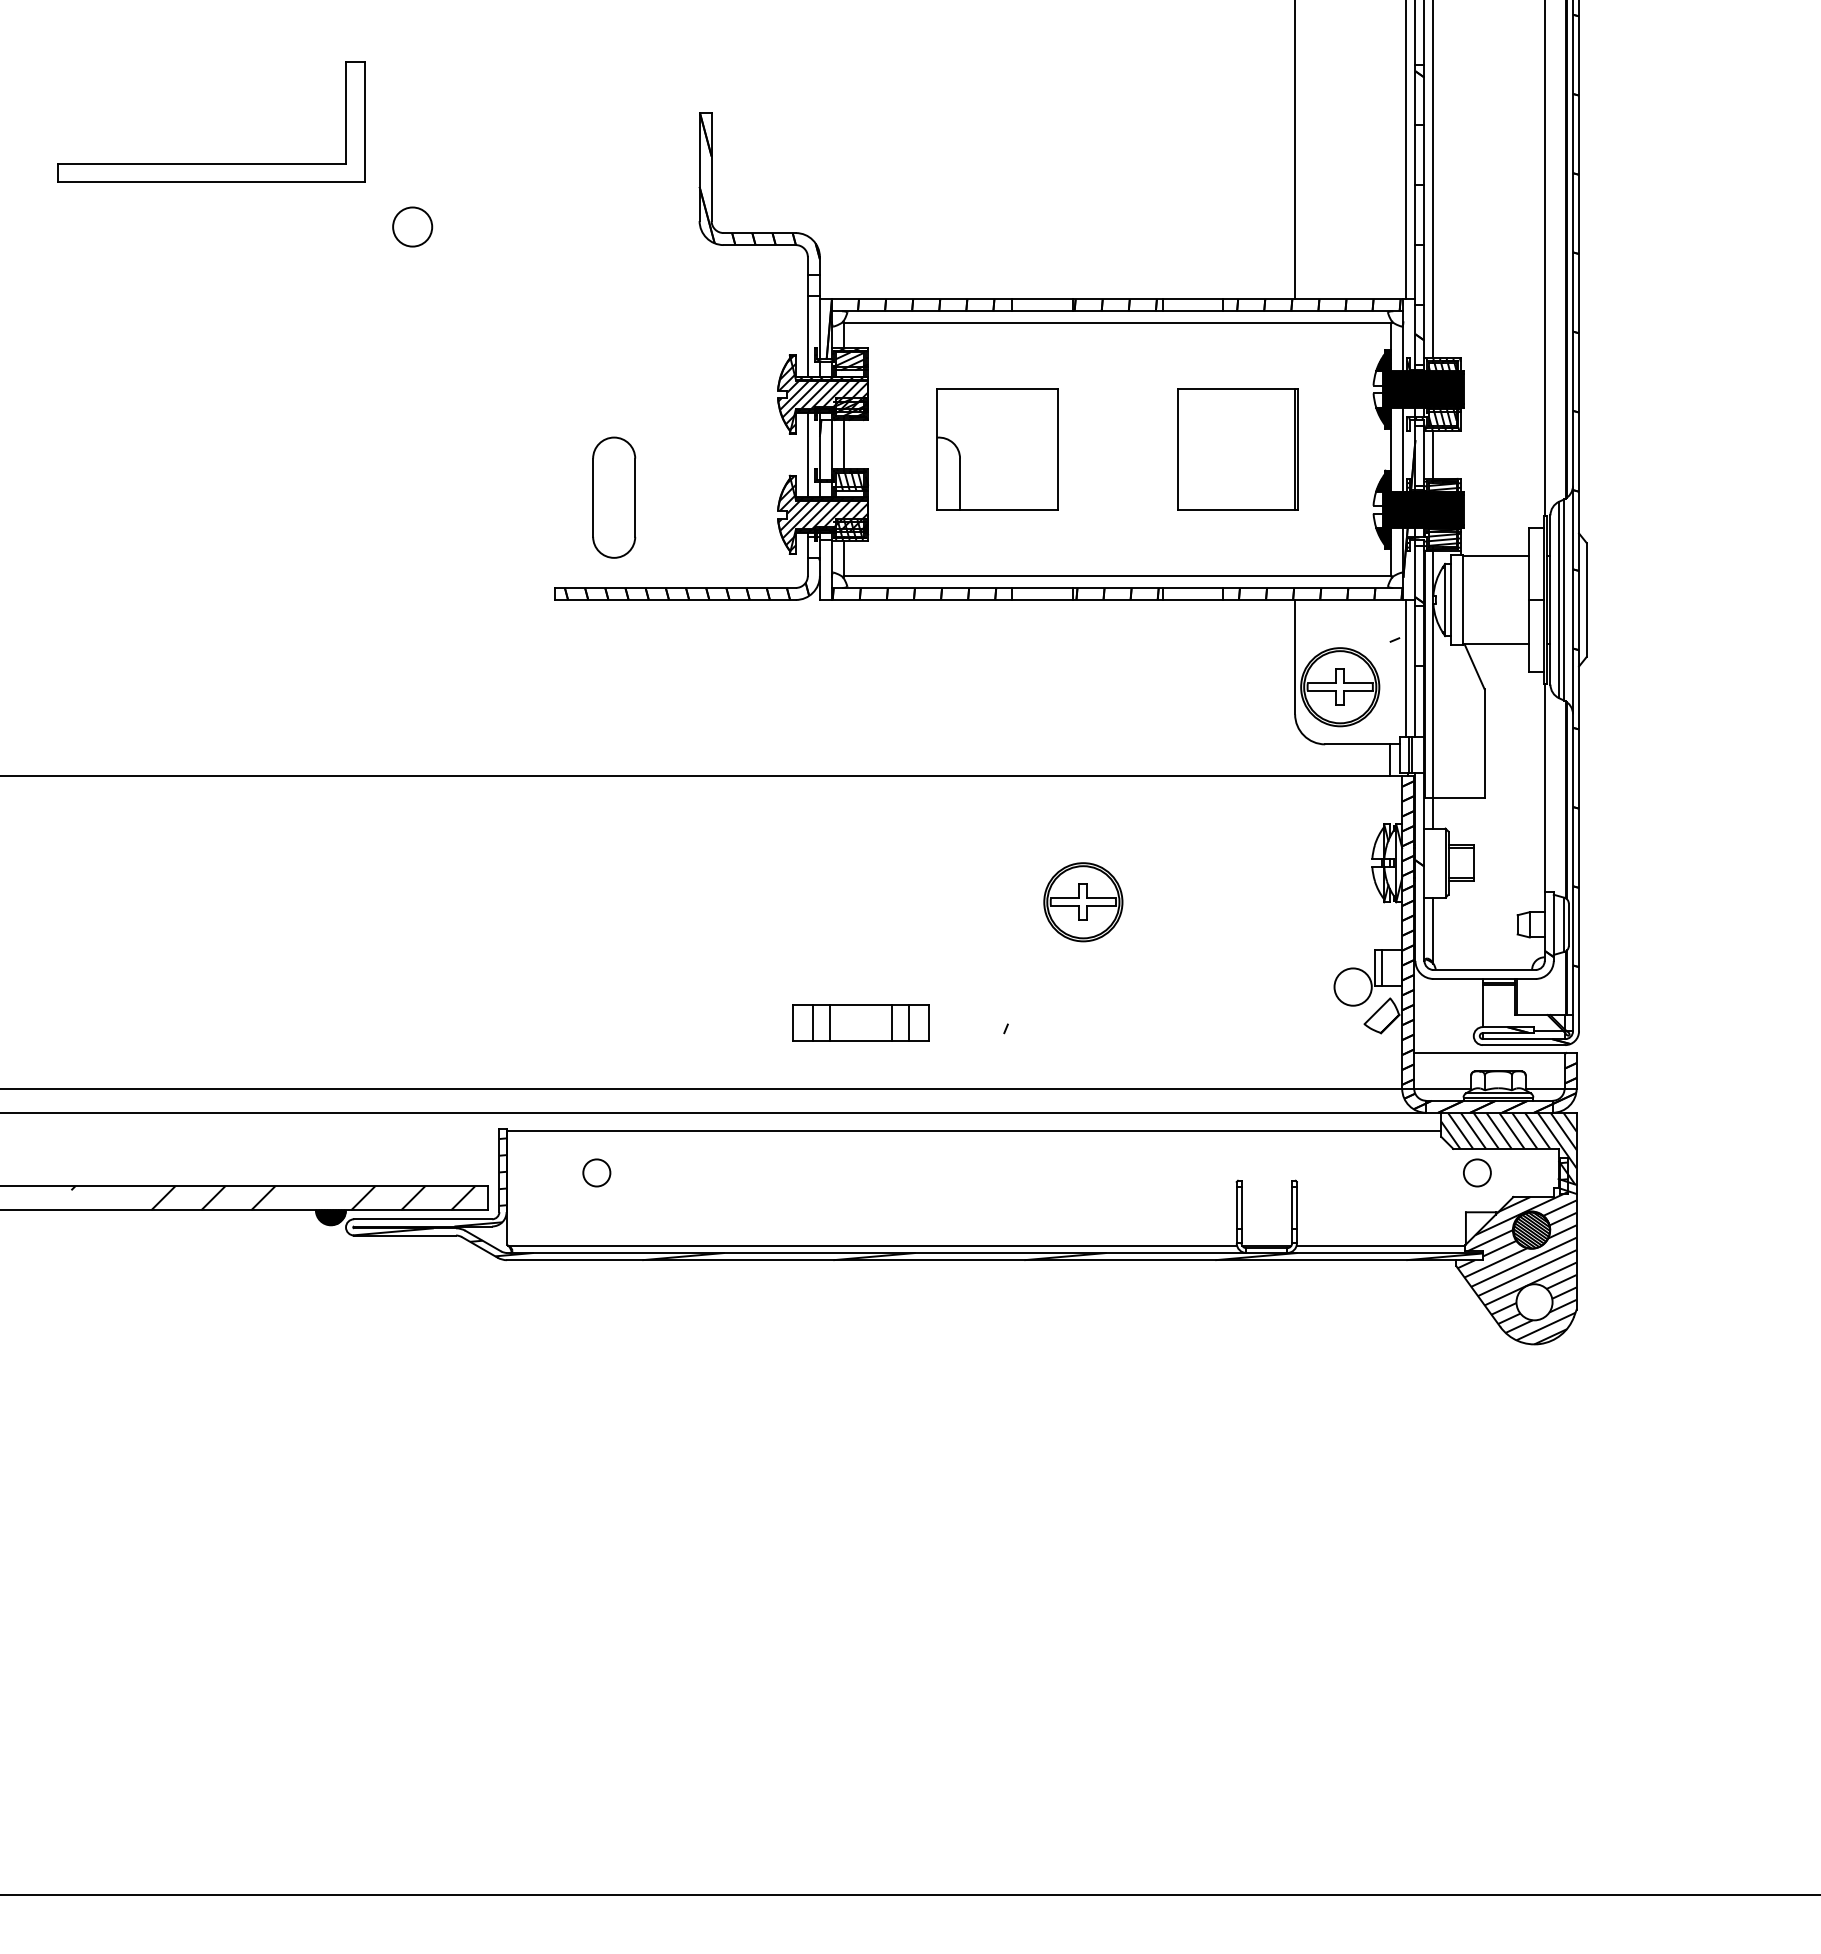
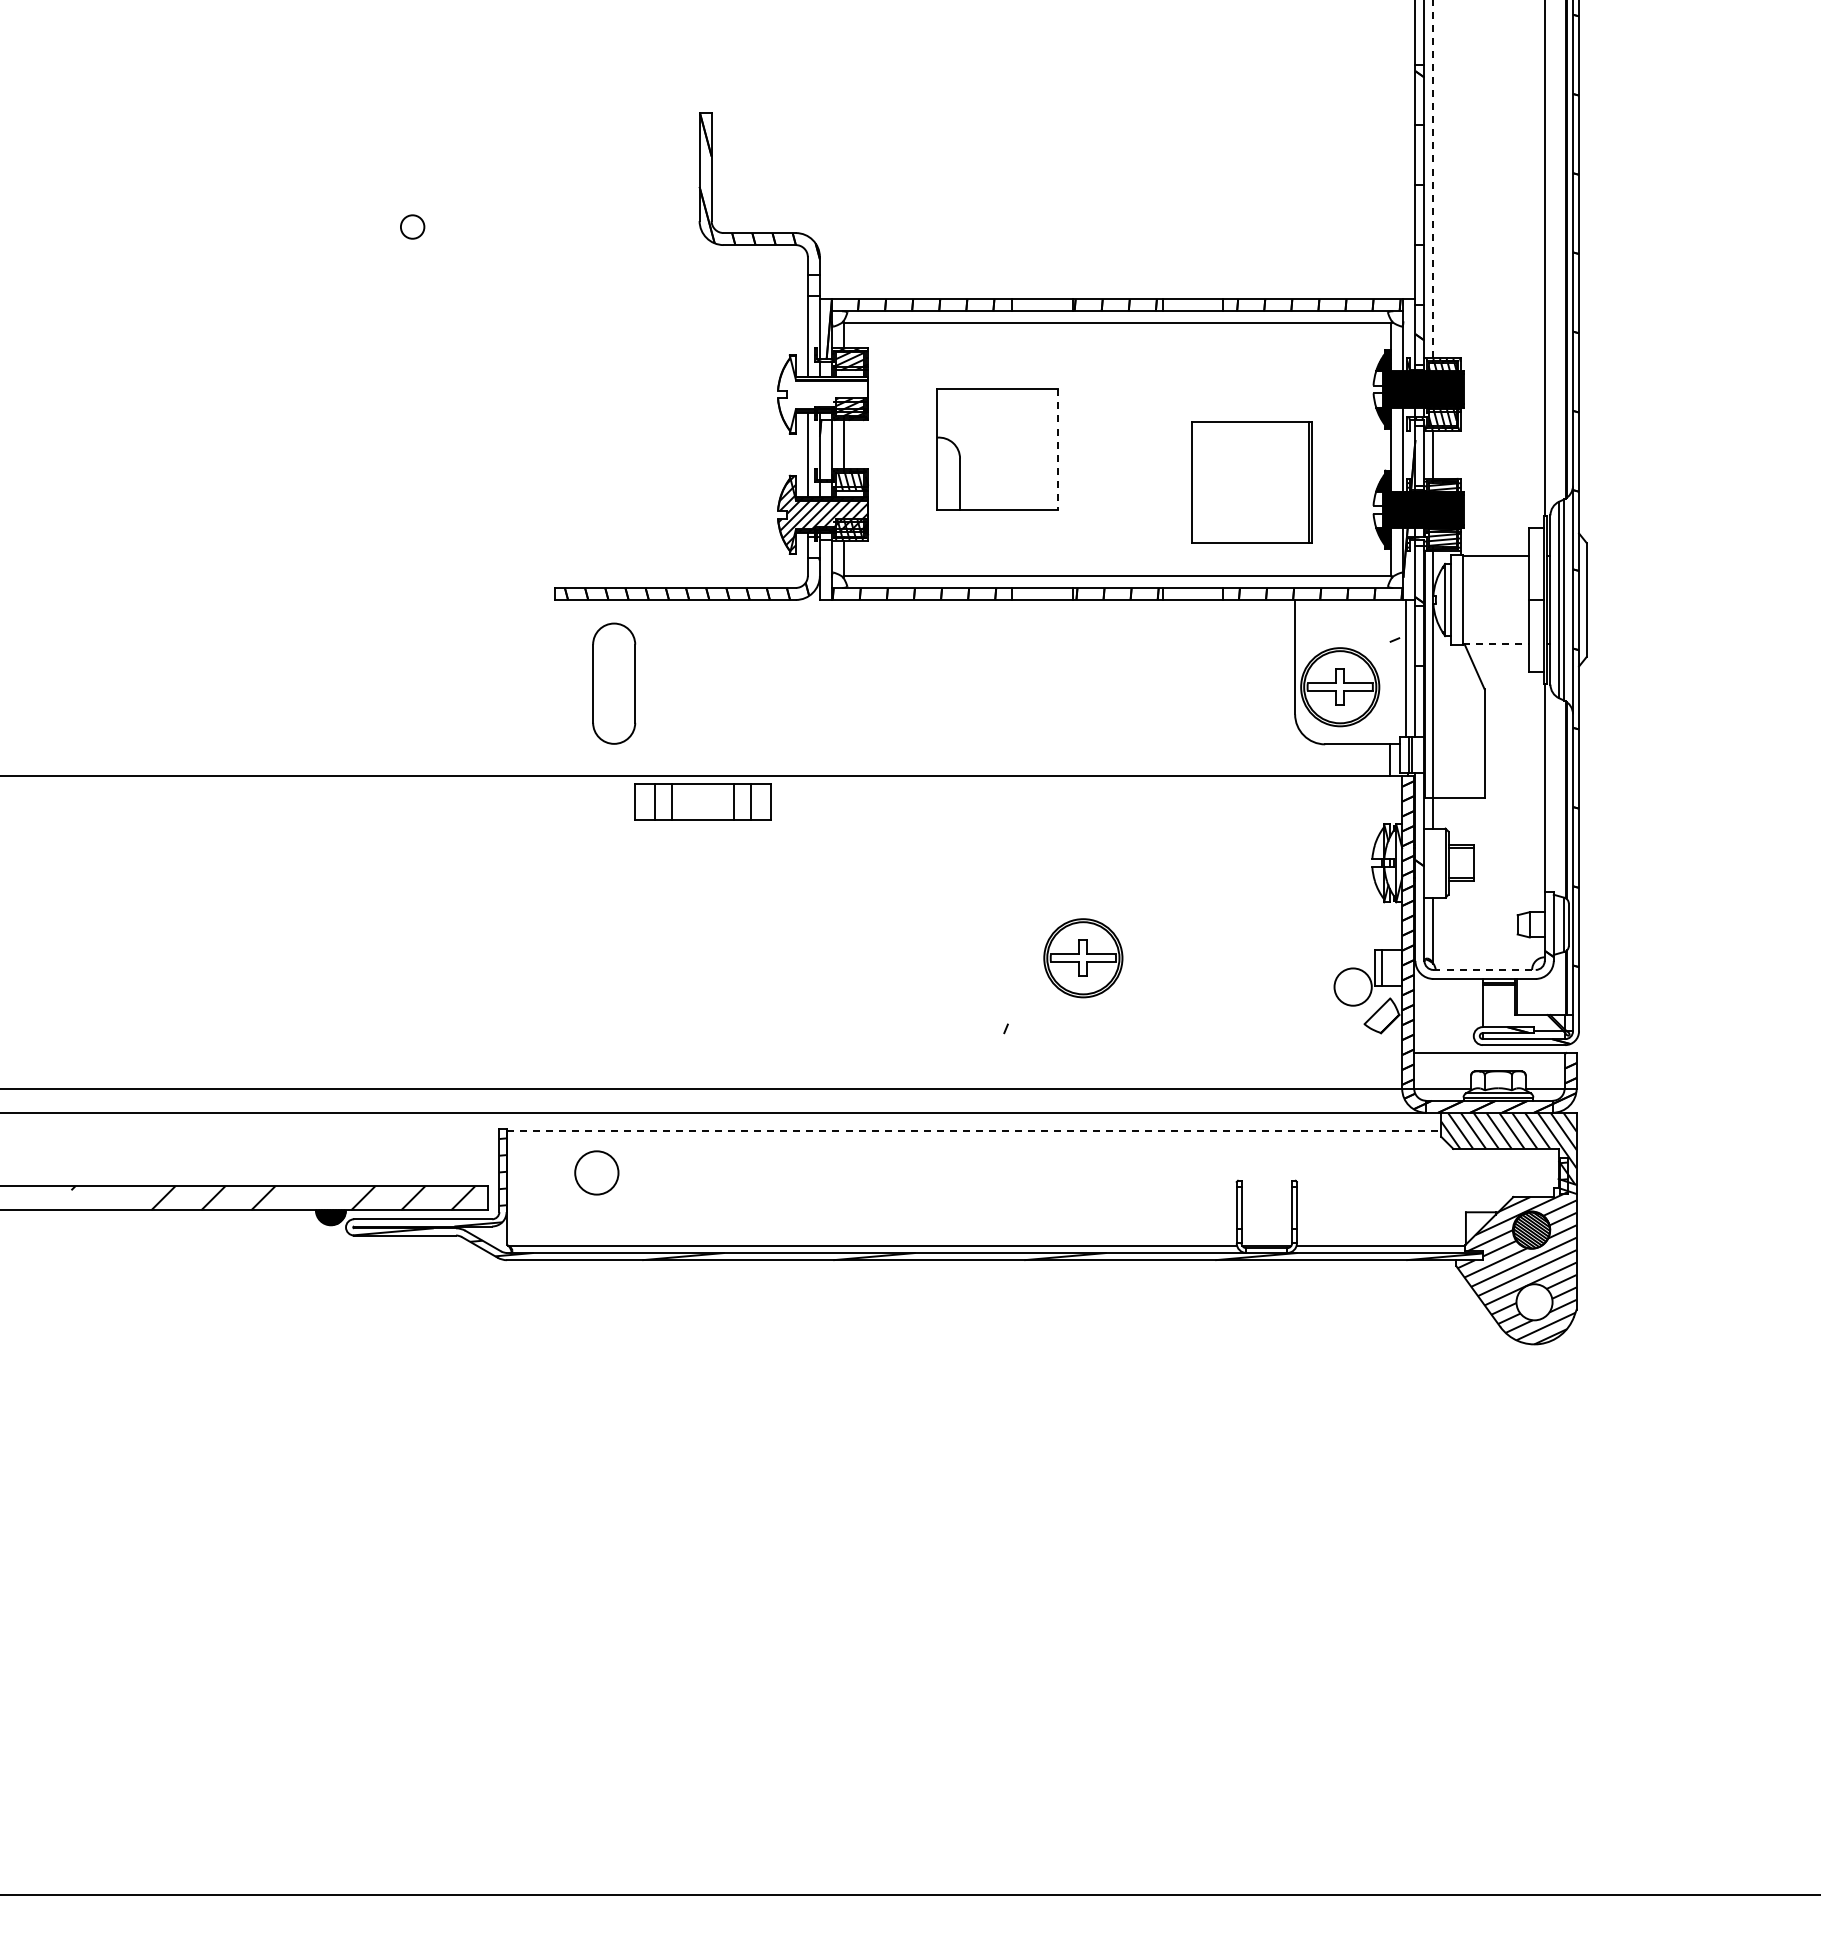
line: present -> none (1295, 150)
line: present -> none (1406, 150)
part: present -> none (211, 163)
line: solid -> dashed (1433, 179)
circle diameter: 39 px -> 23 px (412, 226)
hatch: present -> none (823, 392)
part position: (1237, 449) -> (1251, 482) (1251, 482)
line: solid -> dashed (1057, 450)
part position: (614, 497) -> (614, 683) (614, 683)
line: solid -> dashed (1496, 644)
part position: (1083, 902) -> (1083, 958) (1083, 958)
line: solid -> dashed (1485, 969)
part position: (860, 1022) -> (702, 801) (702, 801)
line: solid -> dashed (974, 1130)
circle diameter: 27 px -> 43 px (596, 1172)
circle: present -> none (1477, 1172)
